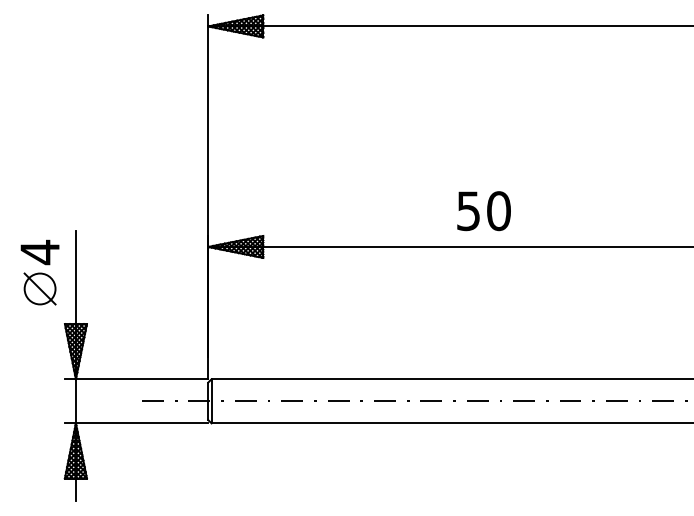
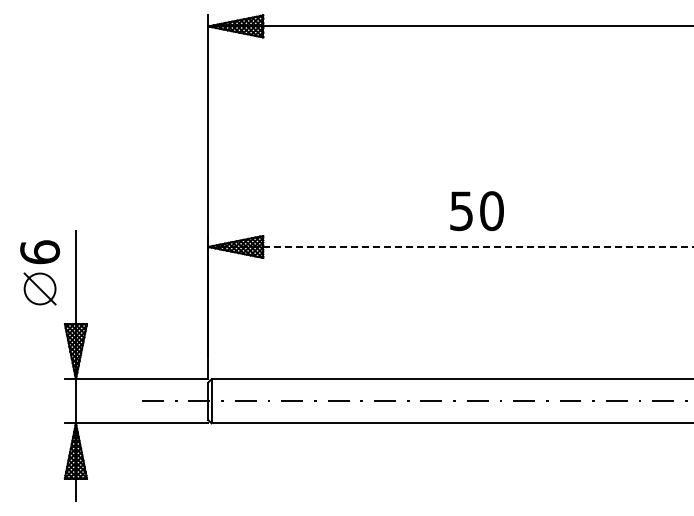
text position: (483, 211) -> (476, 211) (476, 211)
line: solid -> dashed (450, 246)
text: 4 -> 6 (40, 252)
